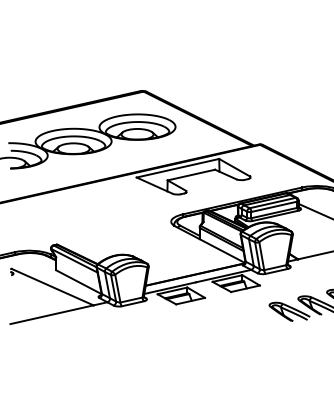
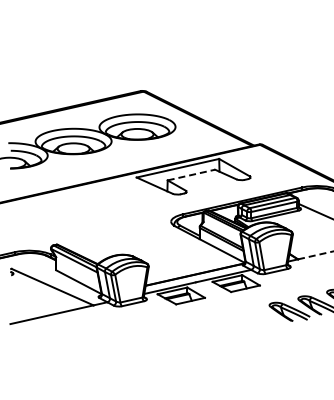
line: solid -> dashed (191, 174)
line: solid -> dashed (316, 255)
